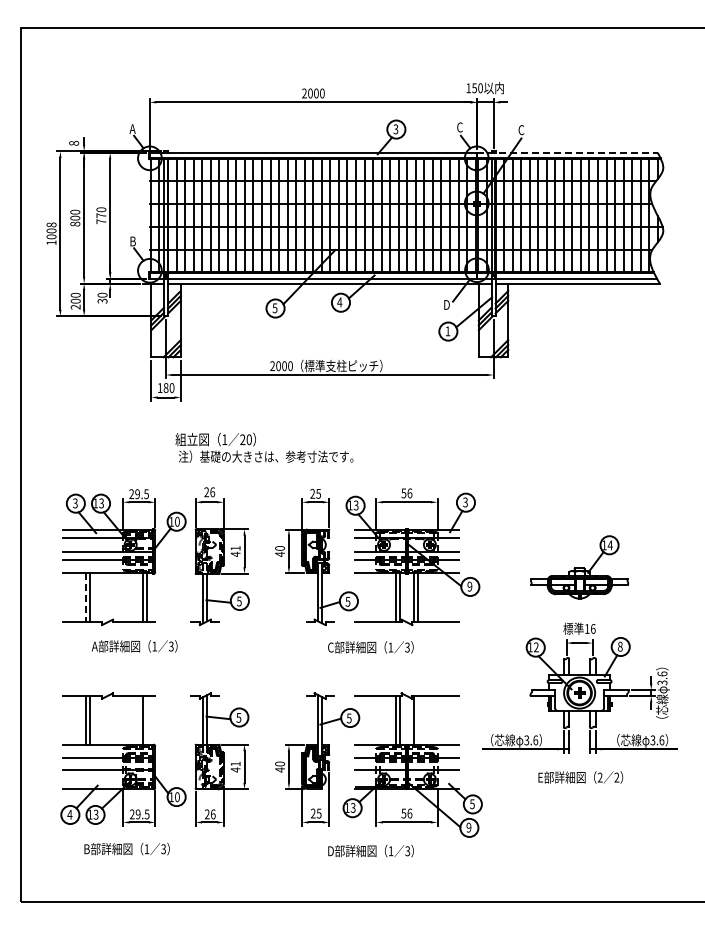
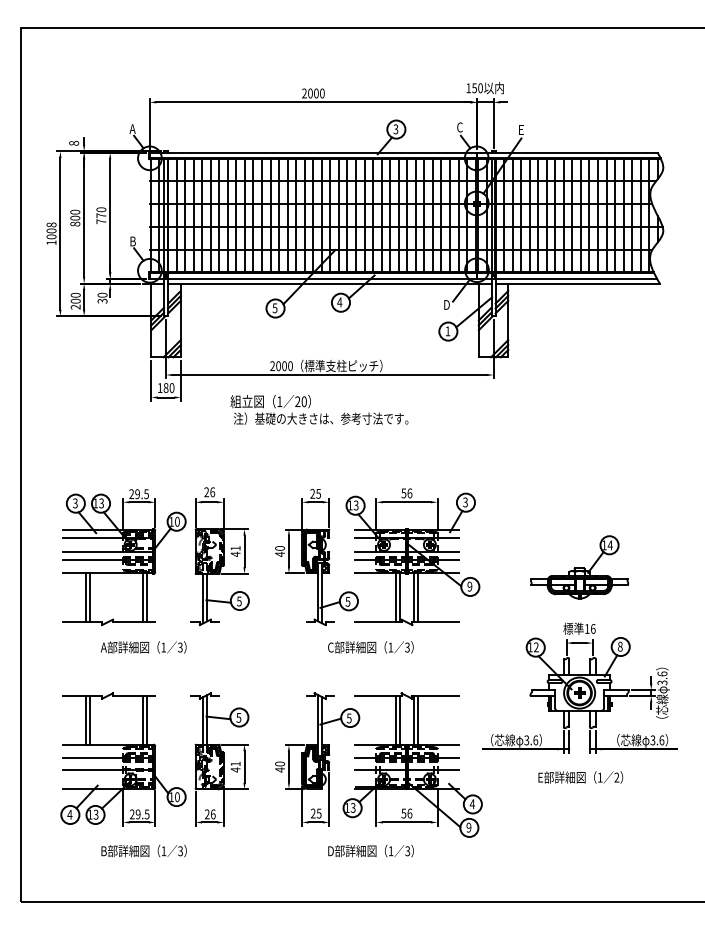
text: C -> E (521, 130)
line: dashed -> solid (567, 152)
text position: (264, 447) -> (319, 409) (319, 409)
line: dashed -> solid (85, 597)
text position: (134, 646) -> (143, 647) (143, 647)
line: none -> present (146, 720)
line: none -> present (417, 720)
text: 2 -> 1 (599, 777)
text: 5 -> 4 (471, 804)
text position: (126, 849) -> (143, 851) (143, 851)
